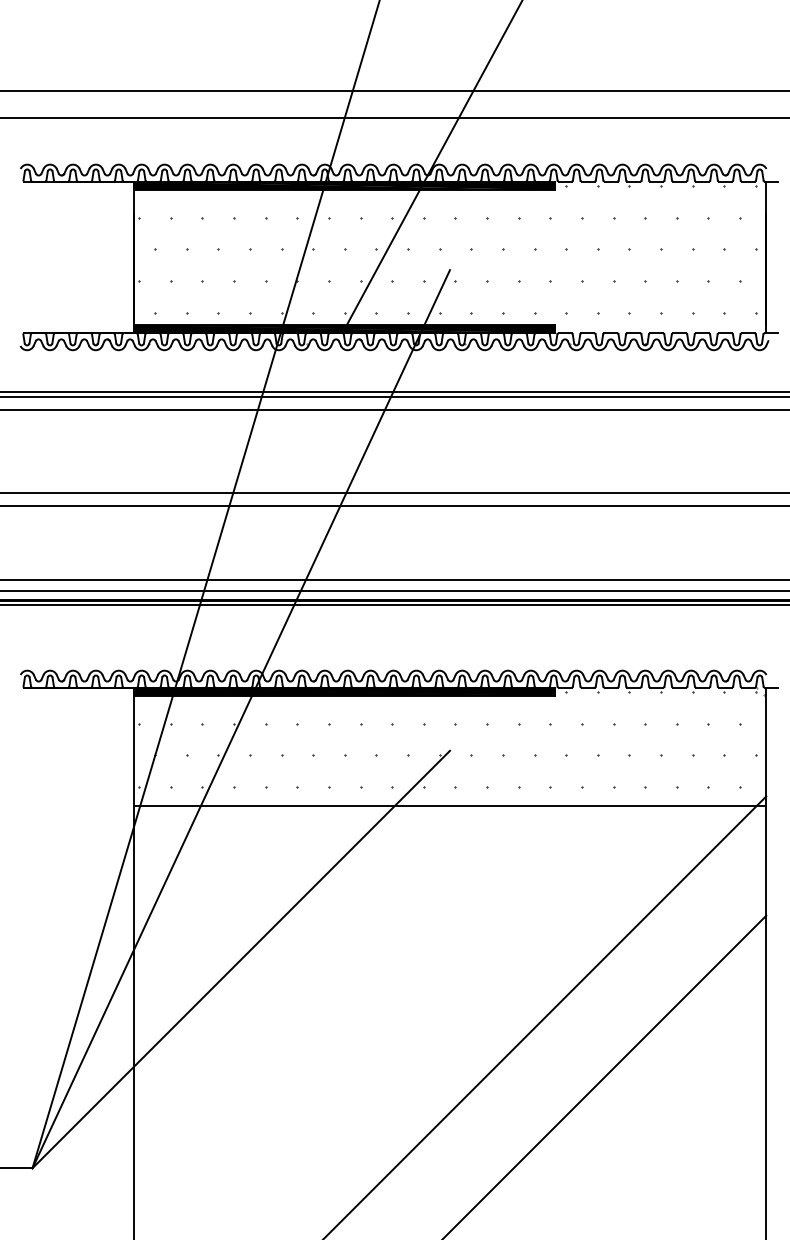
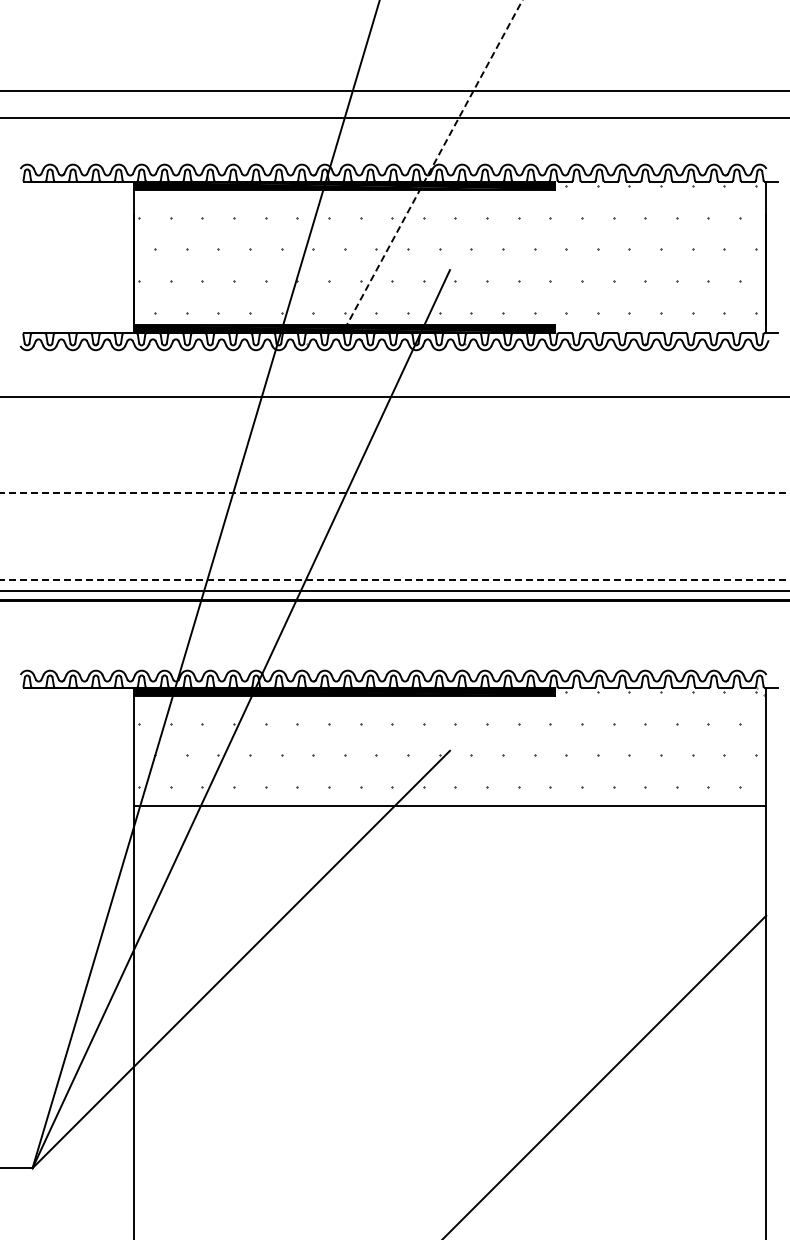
line: solid -> dashed (433, 164)
line: present -> none (394, 392)
line: present -> none (394, 410)
line: solid -> dashed (394, 492)
line: present -> none (394, 506)
line: solid -> dashed (394, 580)
line: present -> none (394, 605)
line: present -> none (546, 1016)
